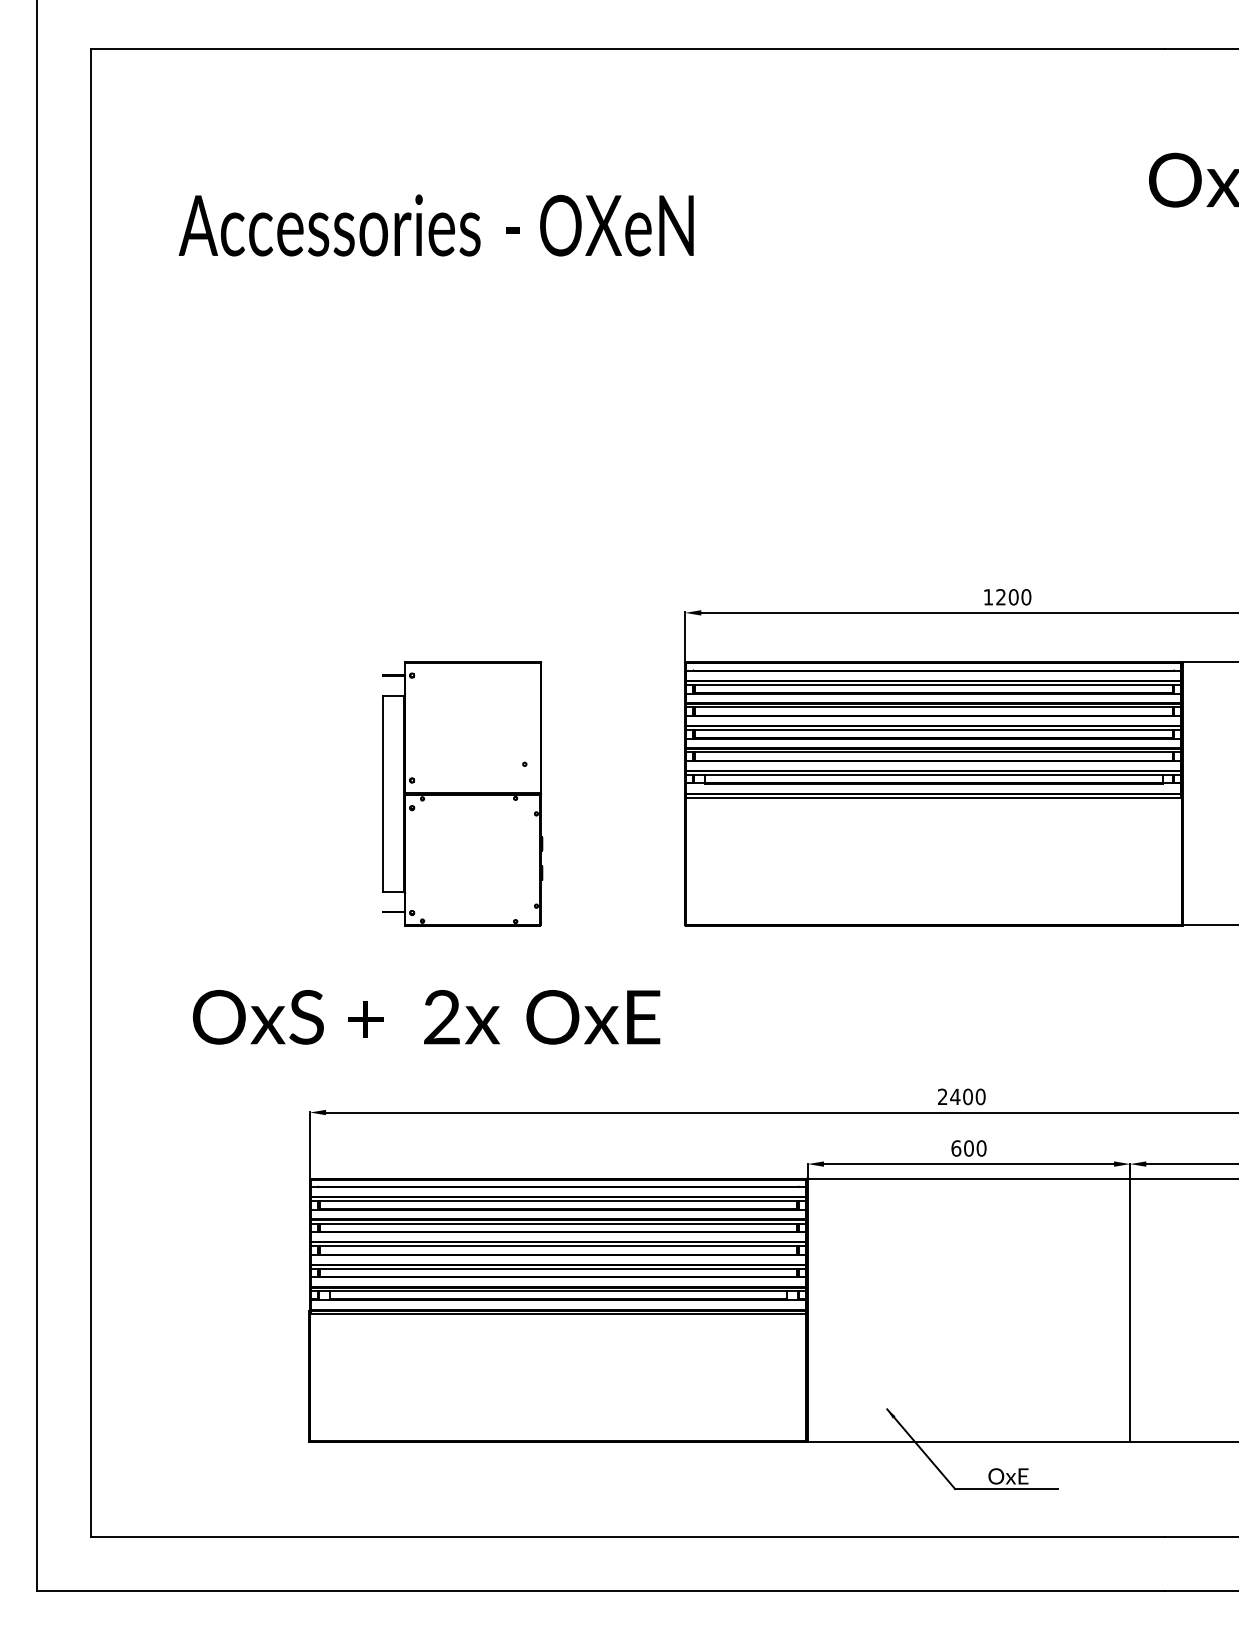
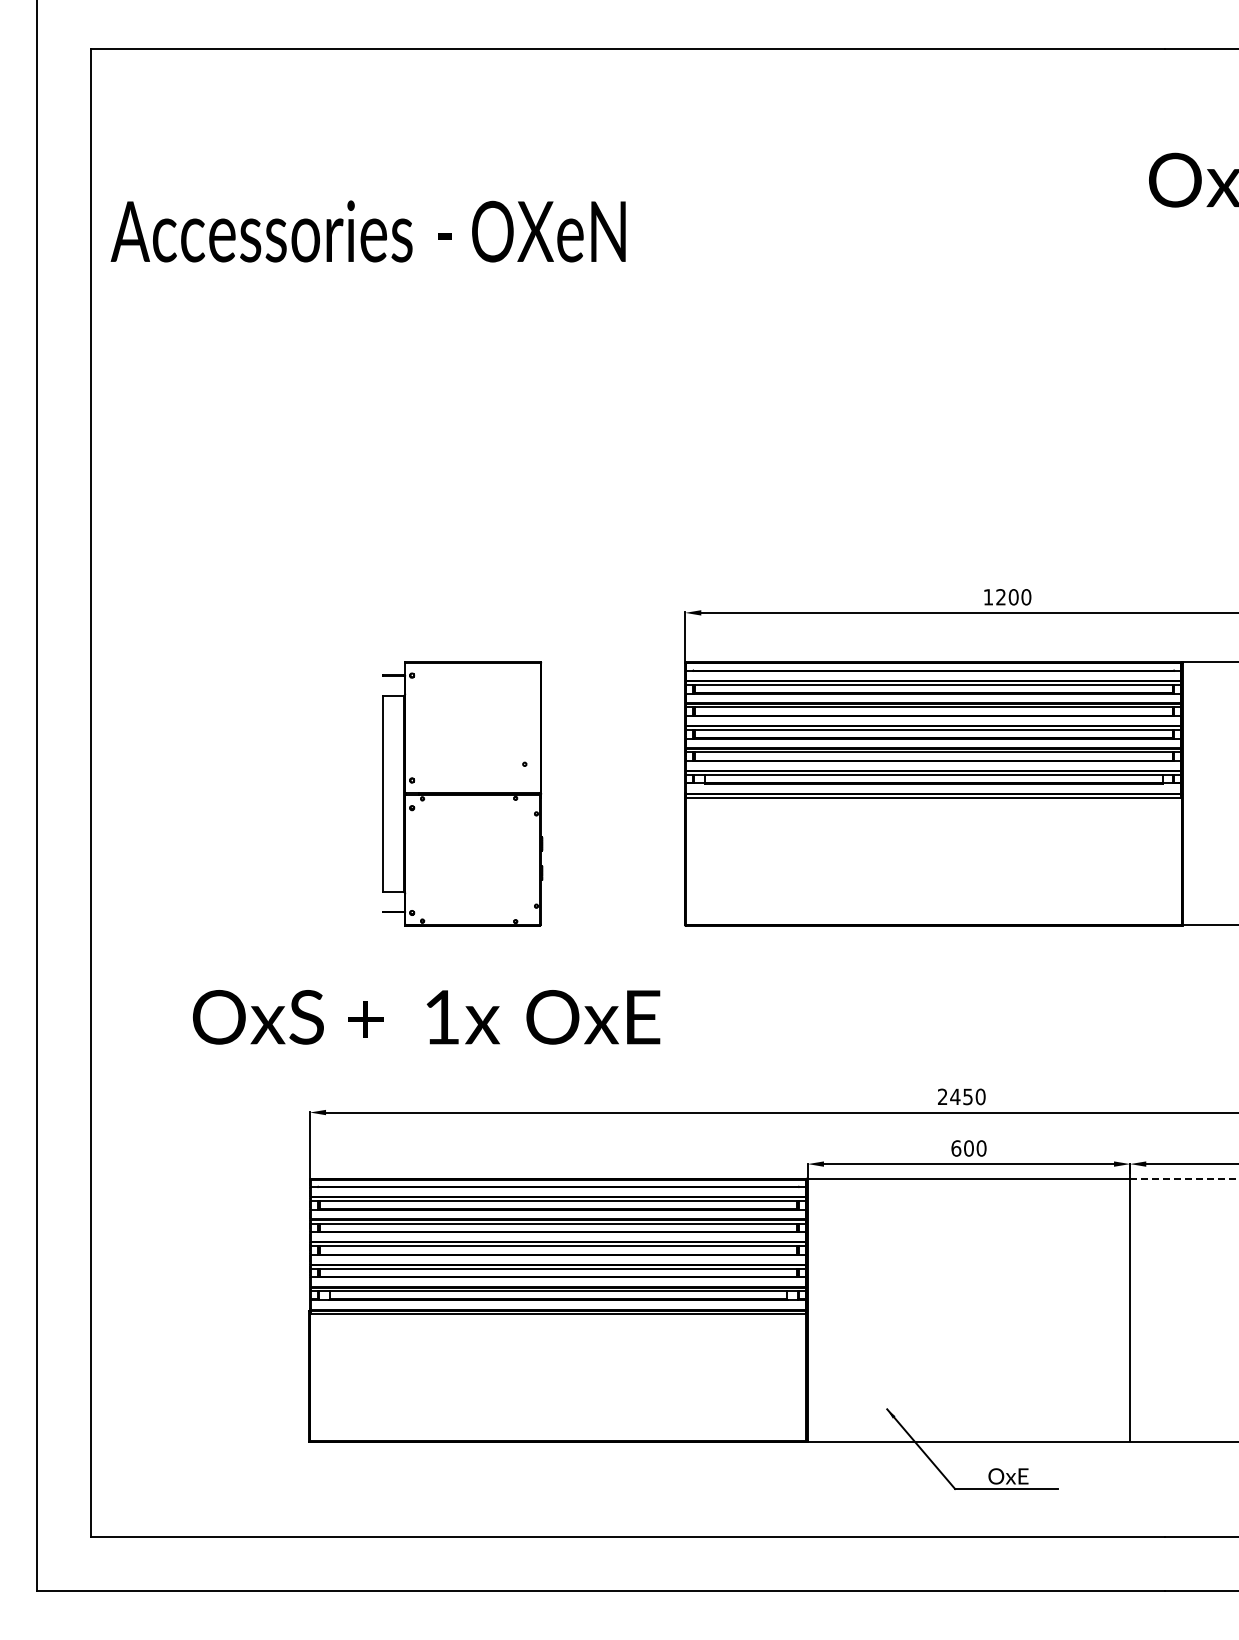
text position: (435, 225) -> (367, 231) (367, 231)
text: 2x -> 1x (441, 1017)
text: 2400 -> 2450 (967, 1096)
line: solid -> dashed (1185, 1178)
